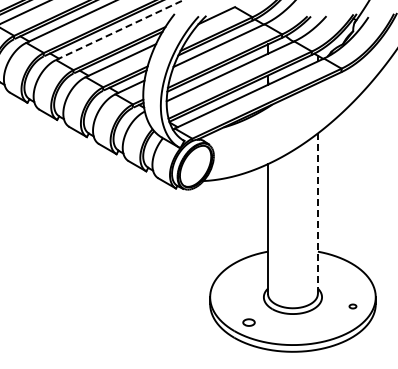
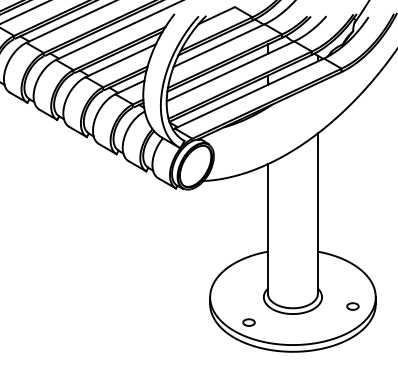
line: dashed -> solid (120, 29)
line: dashed -> solid (317, 213)
part size: 10x7 px -> 14x9 px (352, 306)
